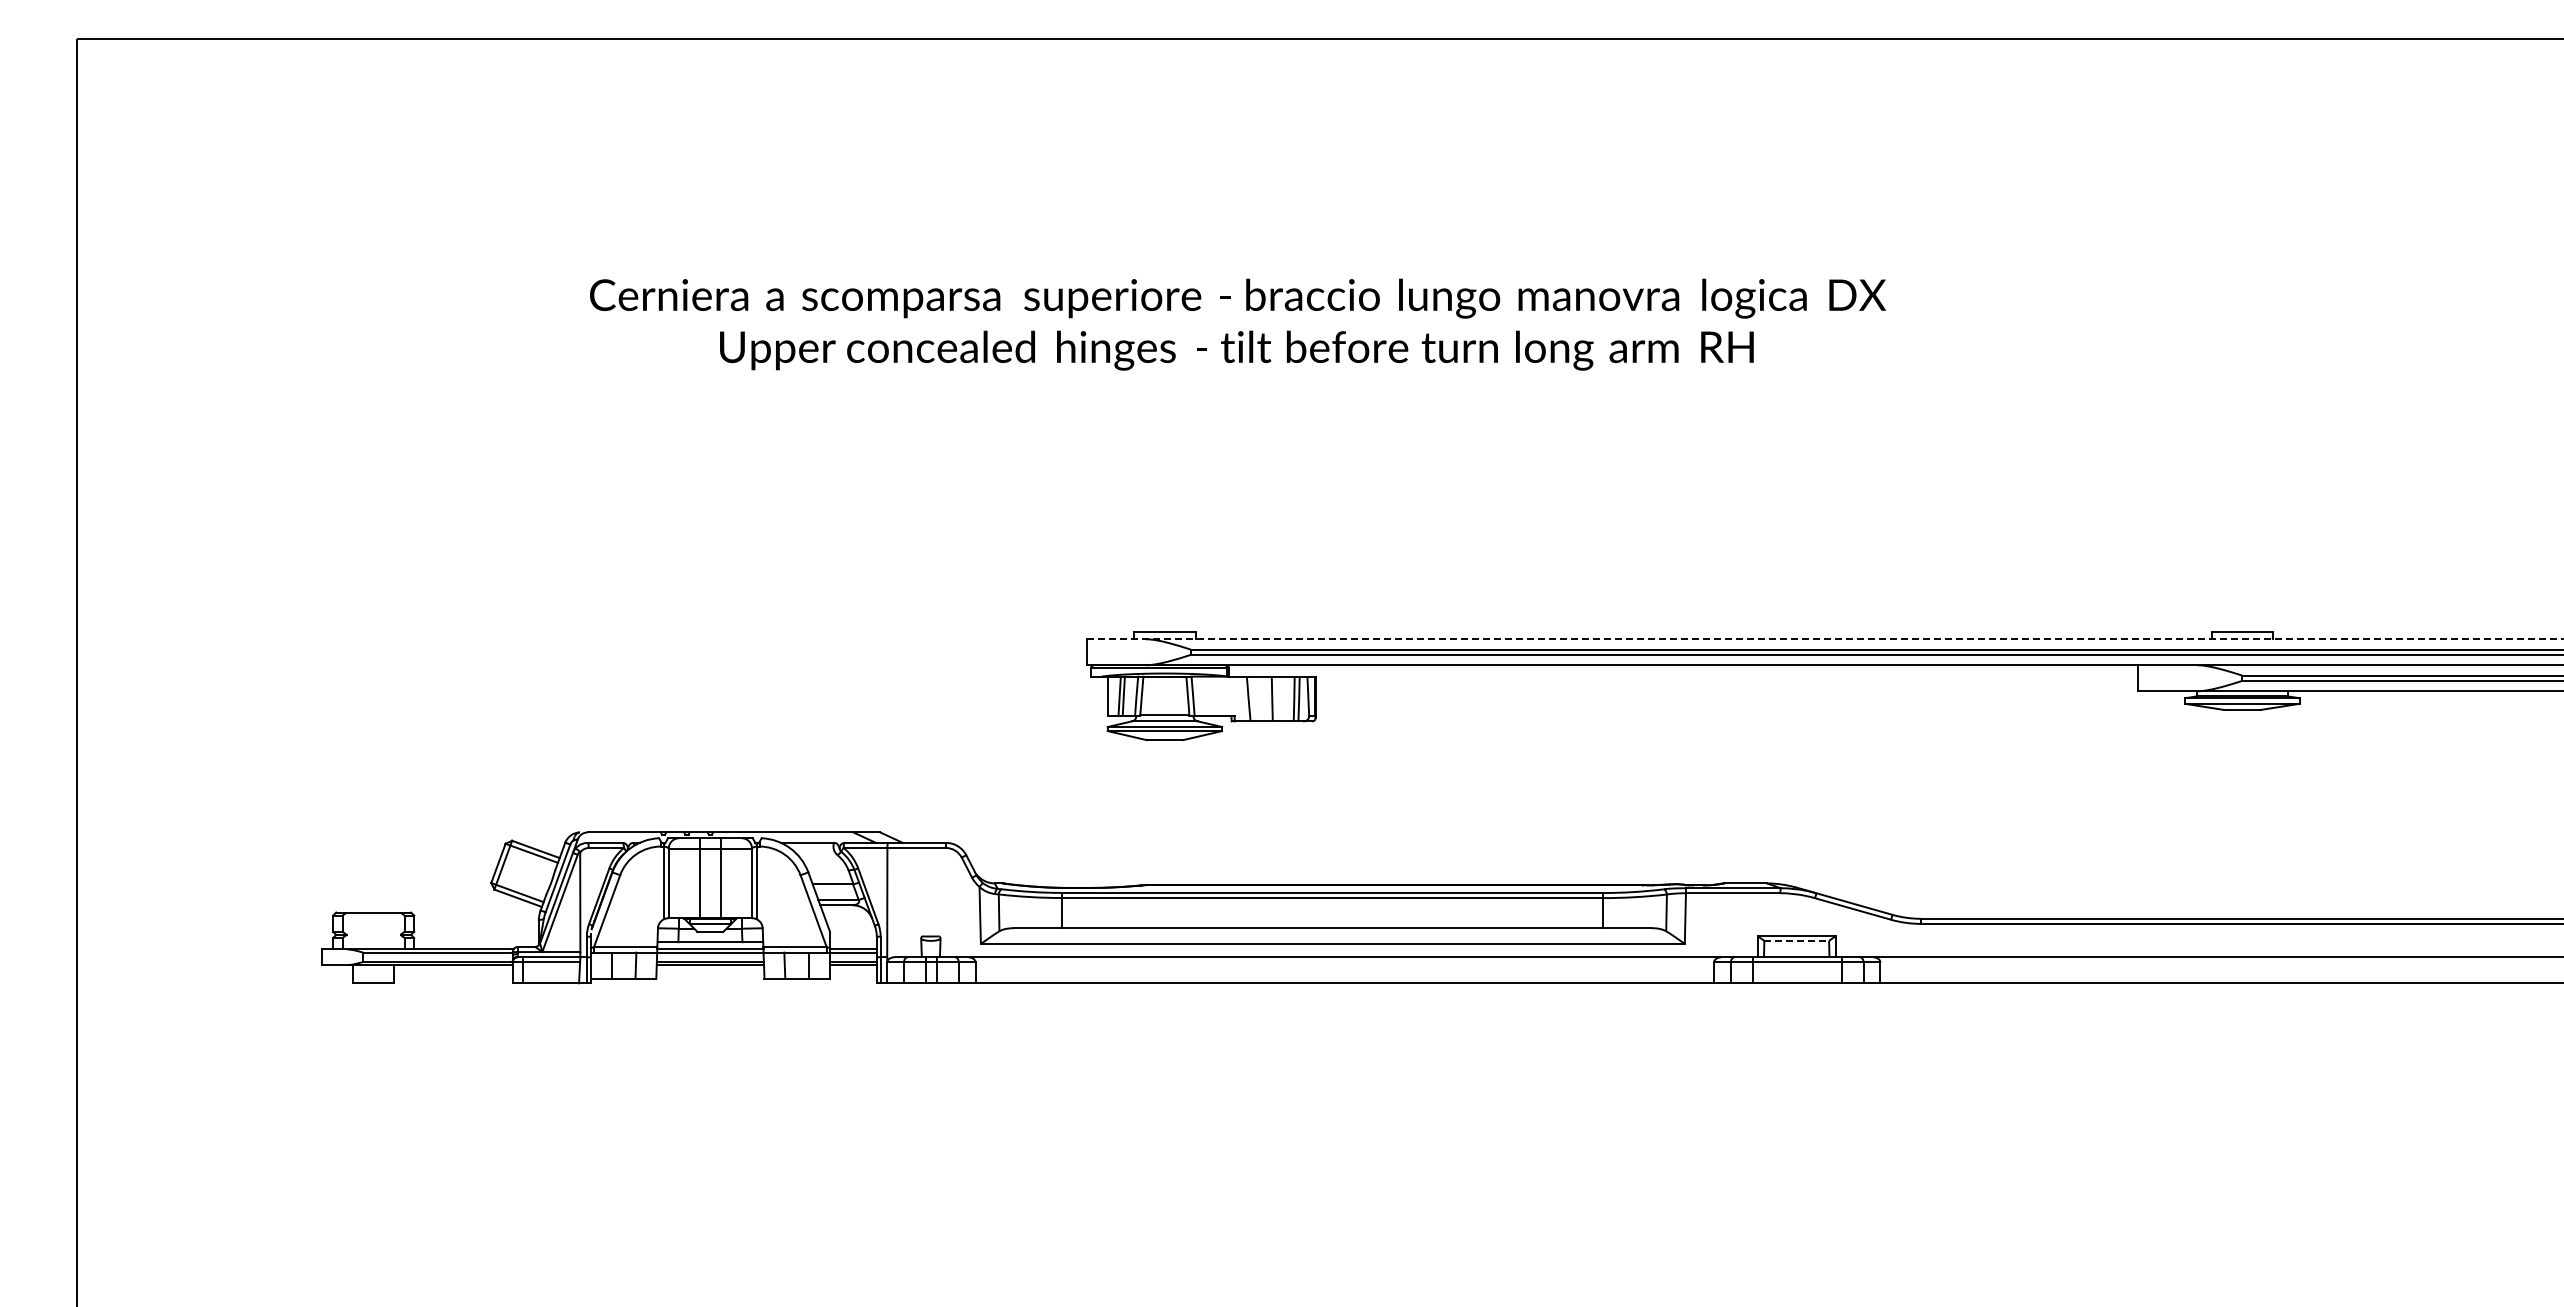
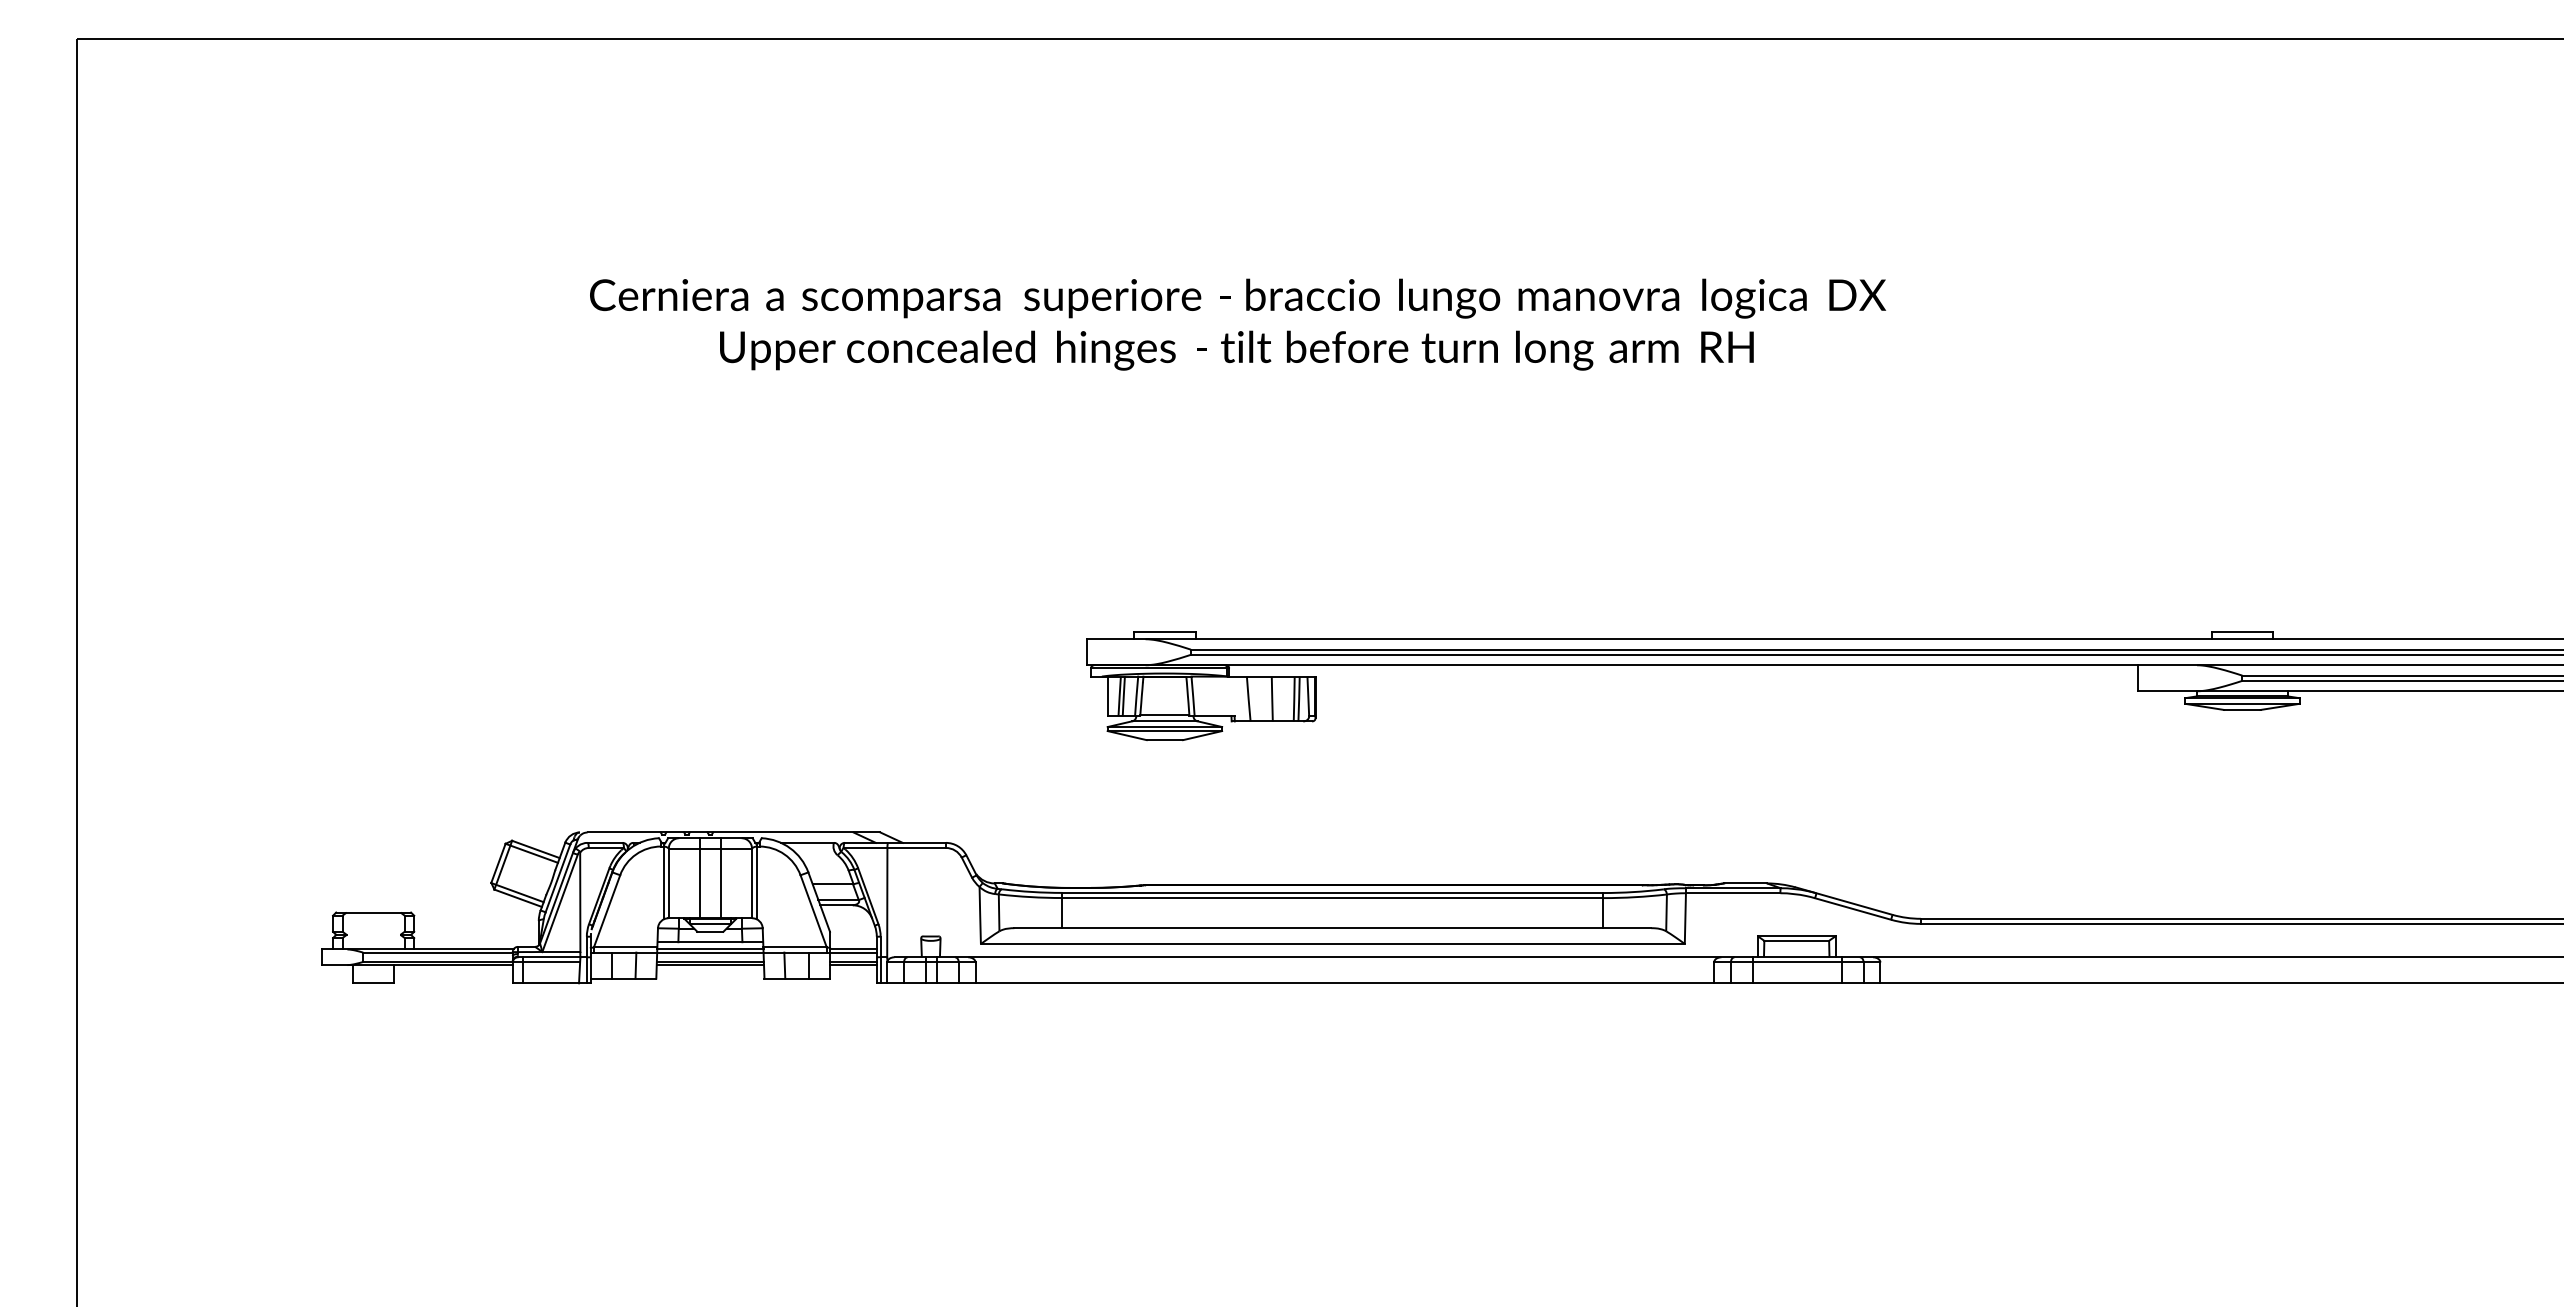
line: dashed -> solid (1825, 639)
line: dashed -> solid (1797, 940)
